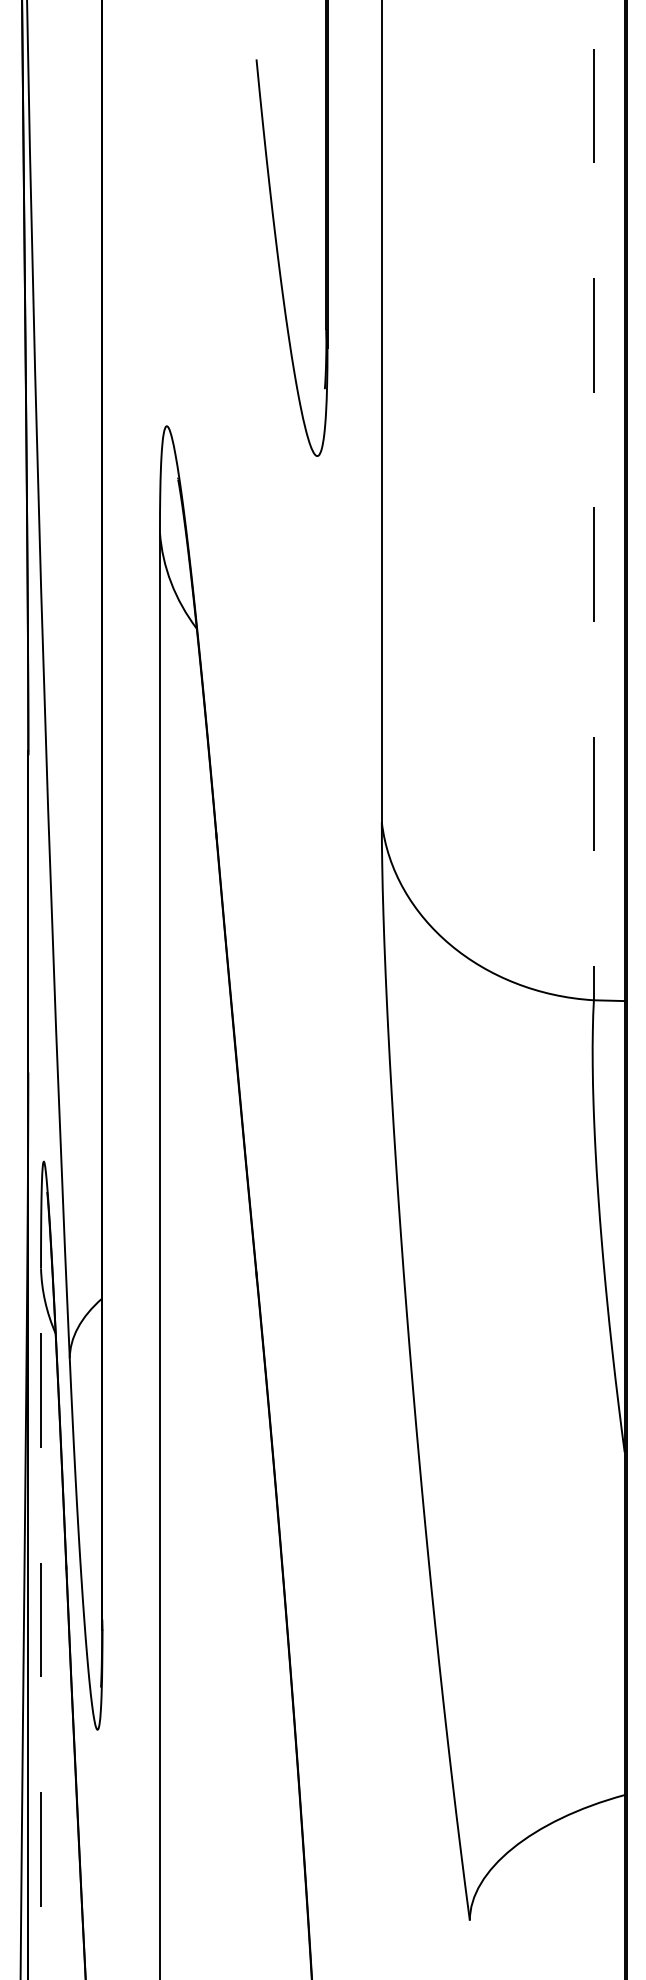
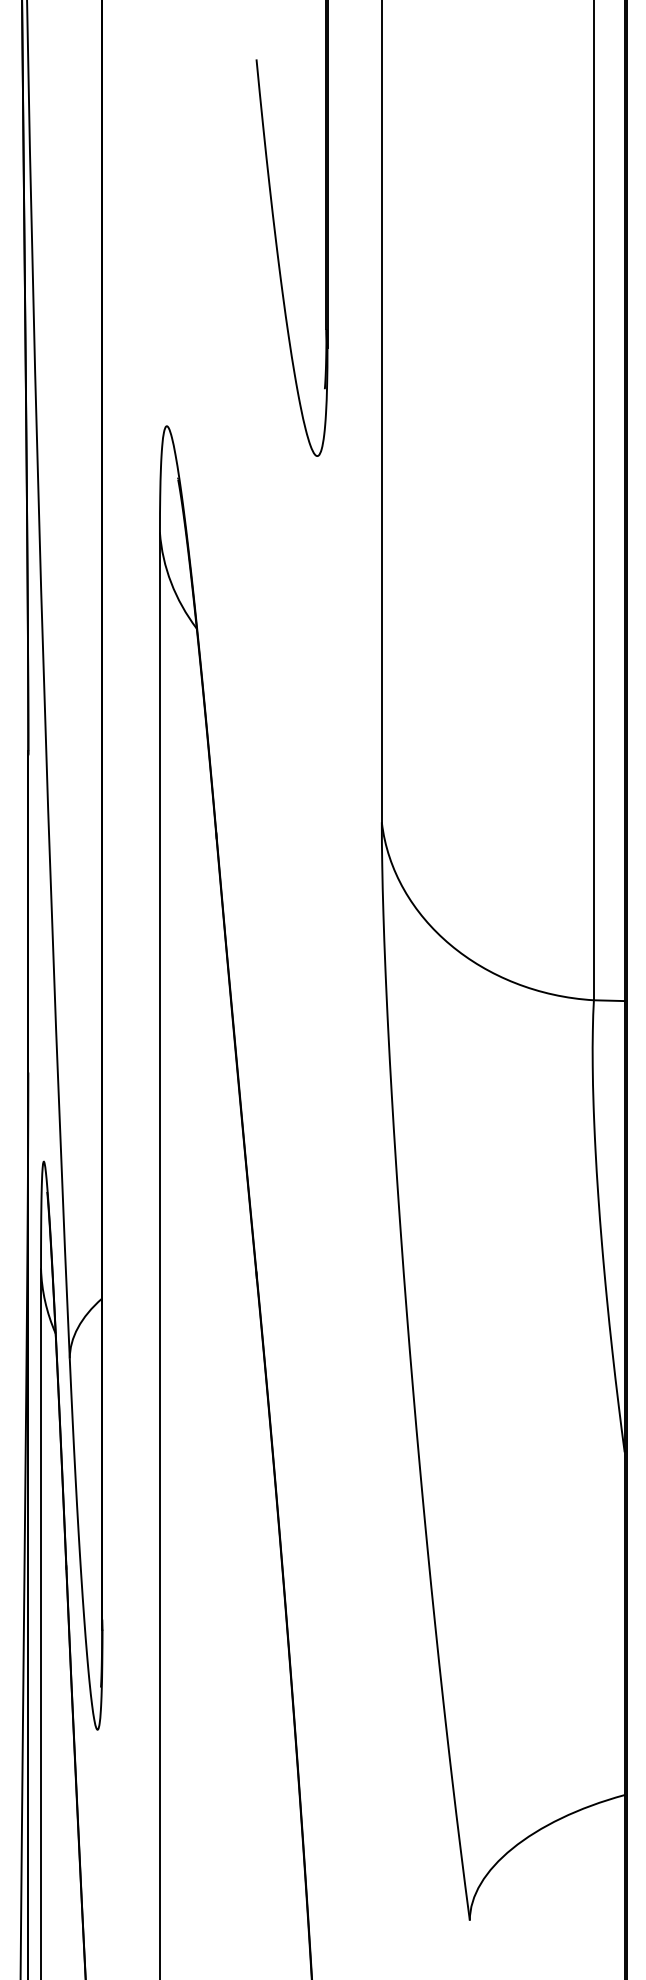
line: dashed -> solid (593, 500)
line: dashed -> solid (41, 1623)
